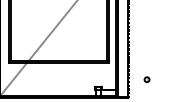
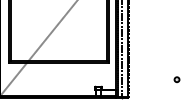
line: none -> present (121, 50)
part position: (146, 79) -> (176, 79) (176, 79)
